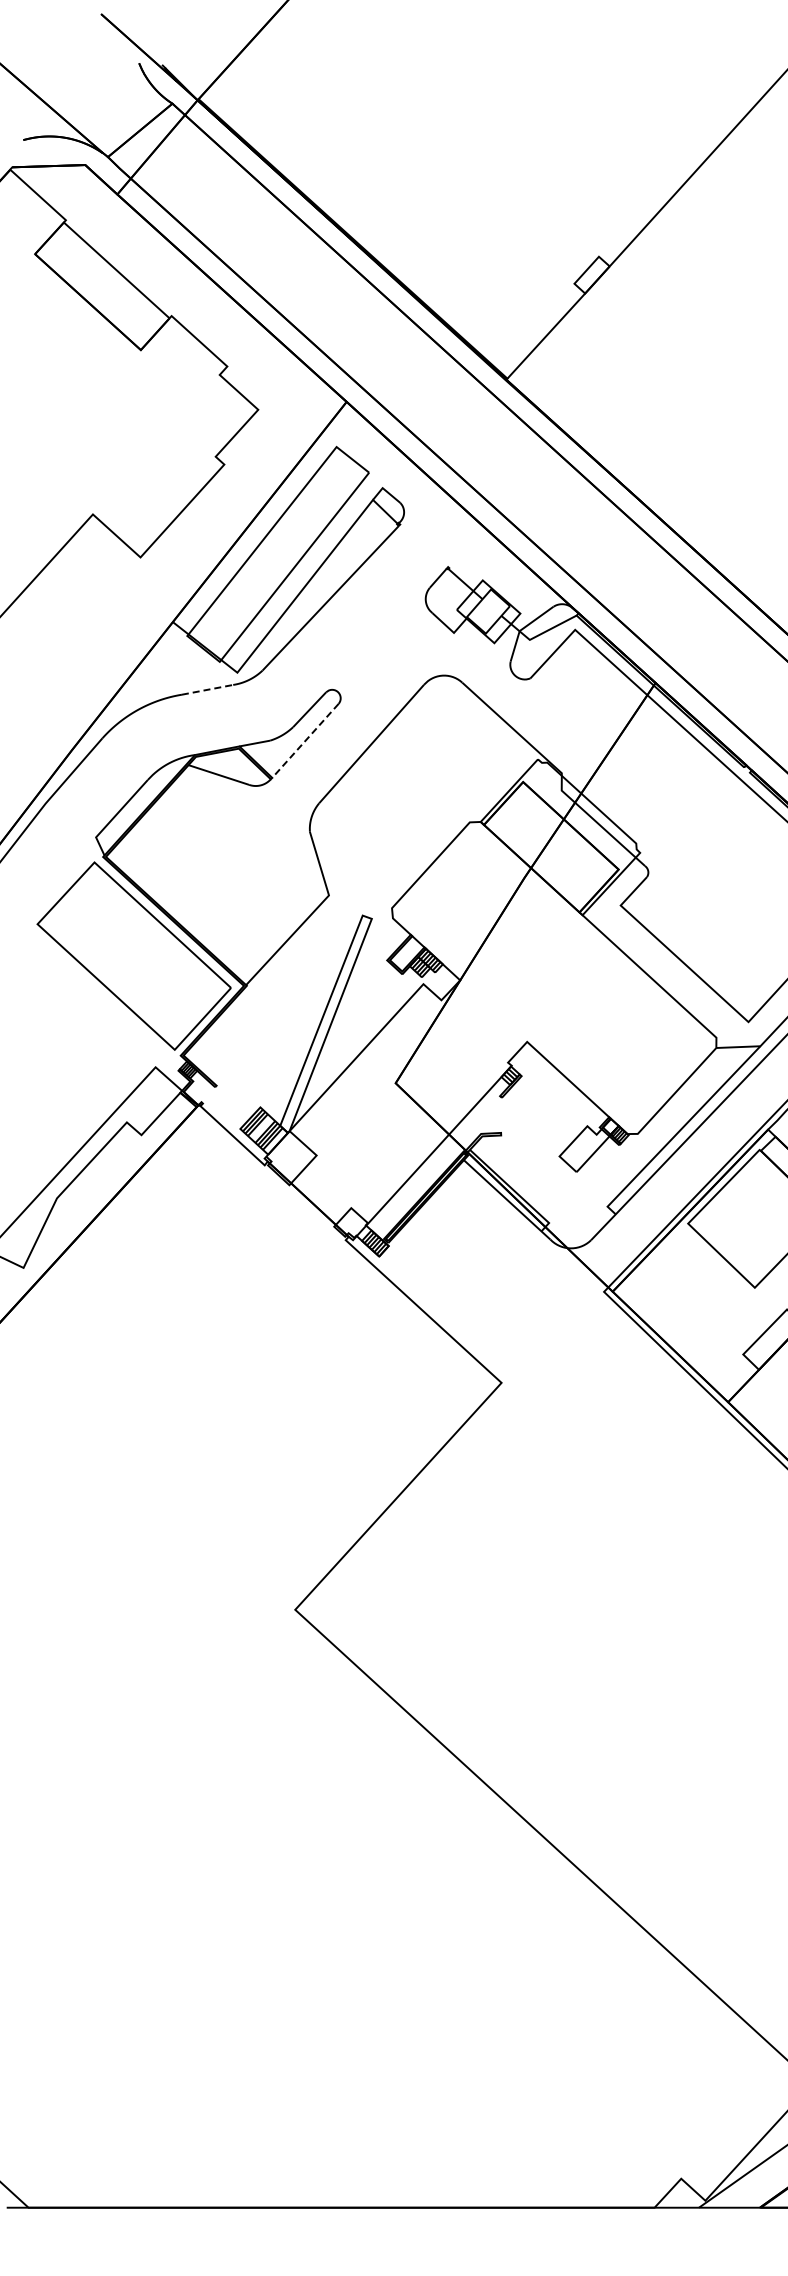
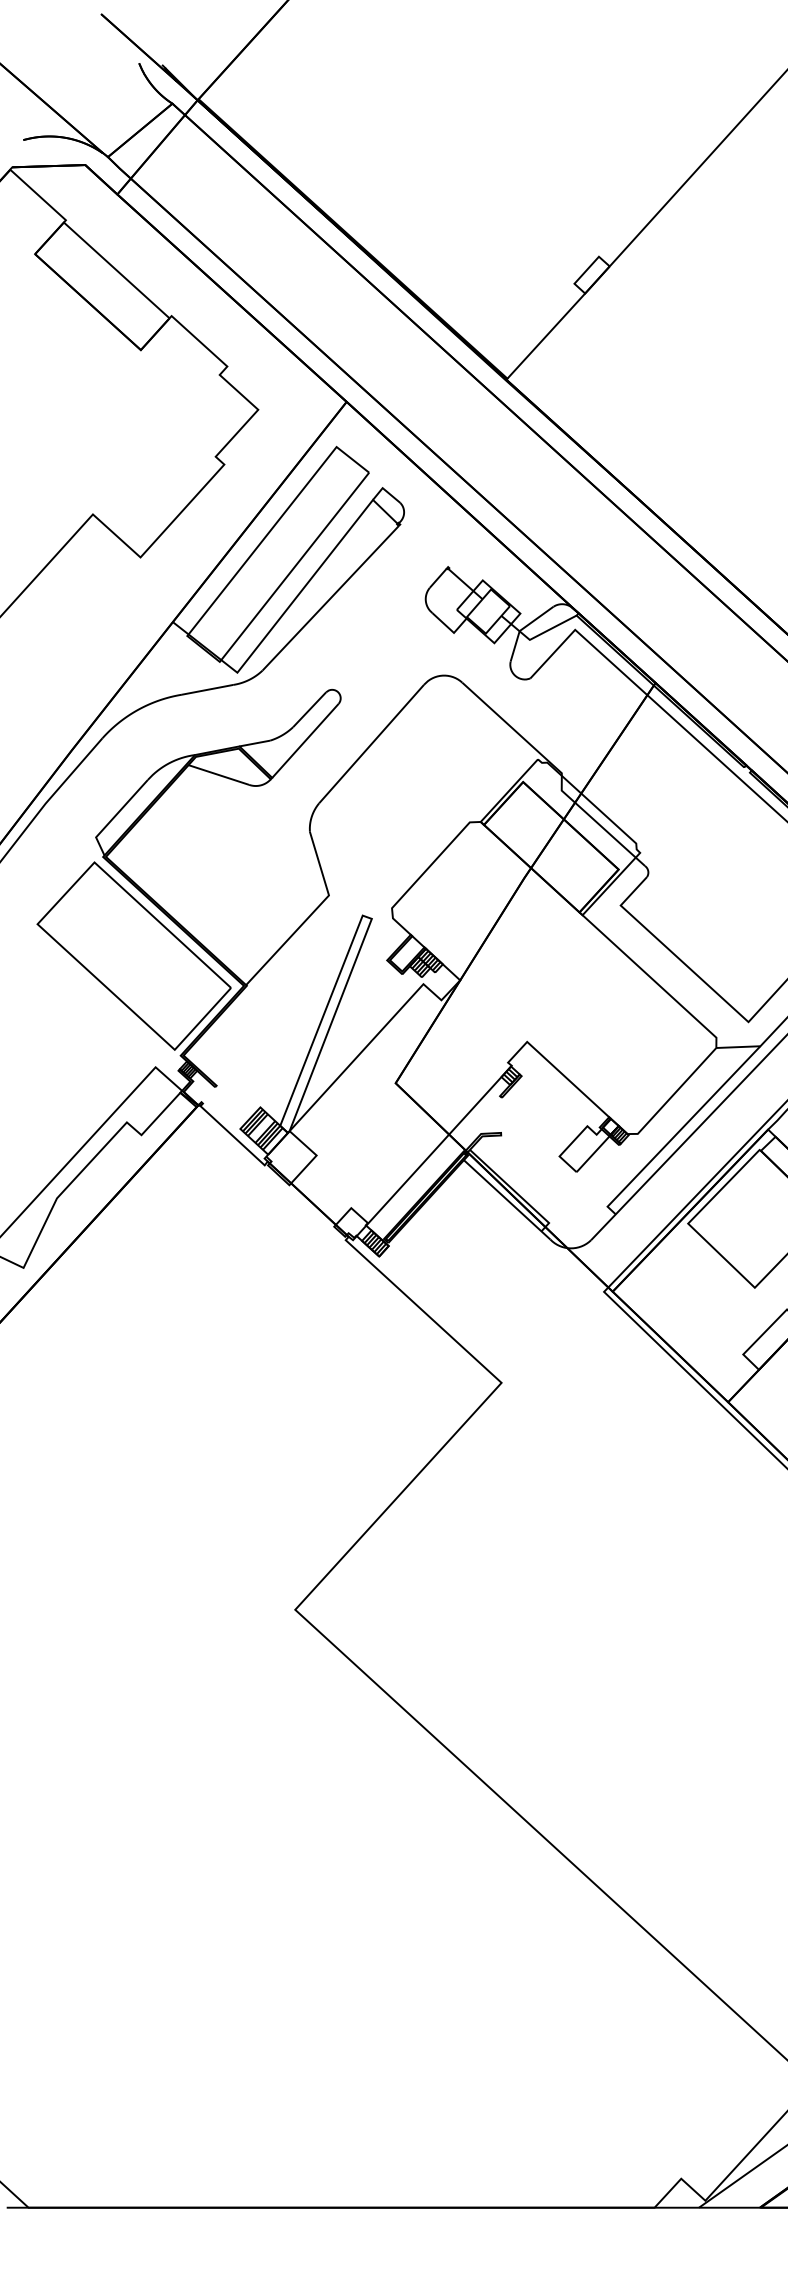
line: dashed -> solid (208, 689)
line: dashed -> solid (305, 740)
